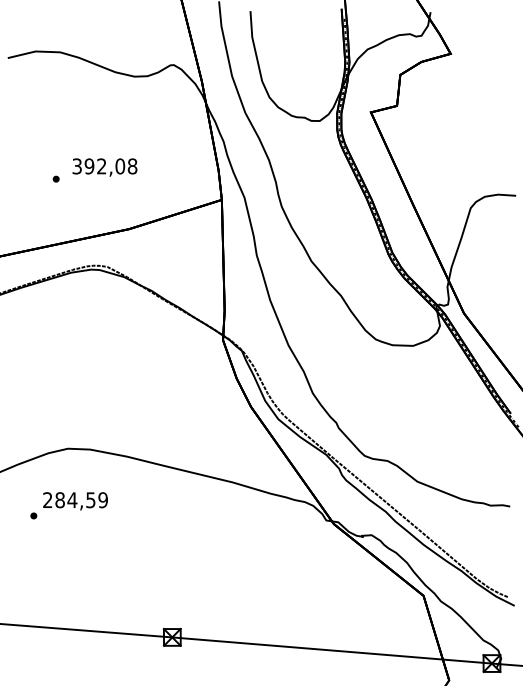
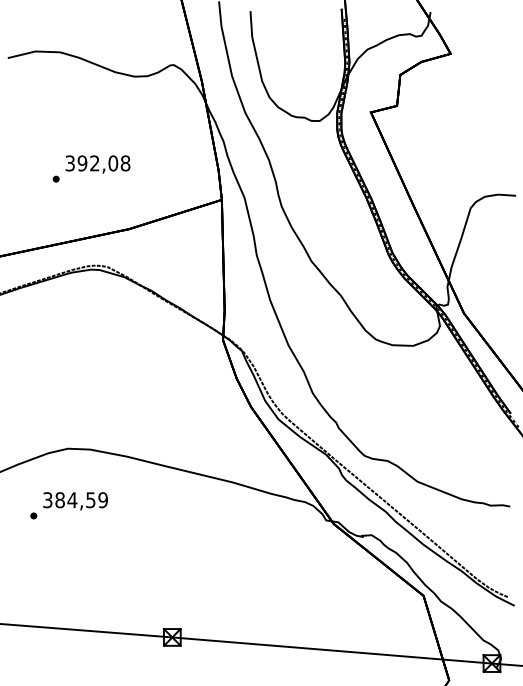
text position: (104, 167) -> (97, 164) (97, 164)
text: 284,59 -> 384,59 (47, 500)
